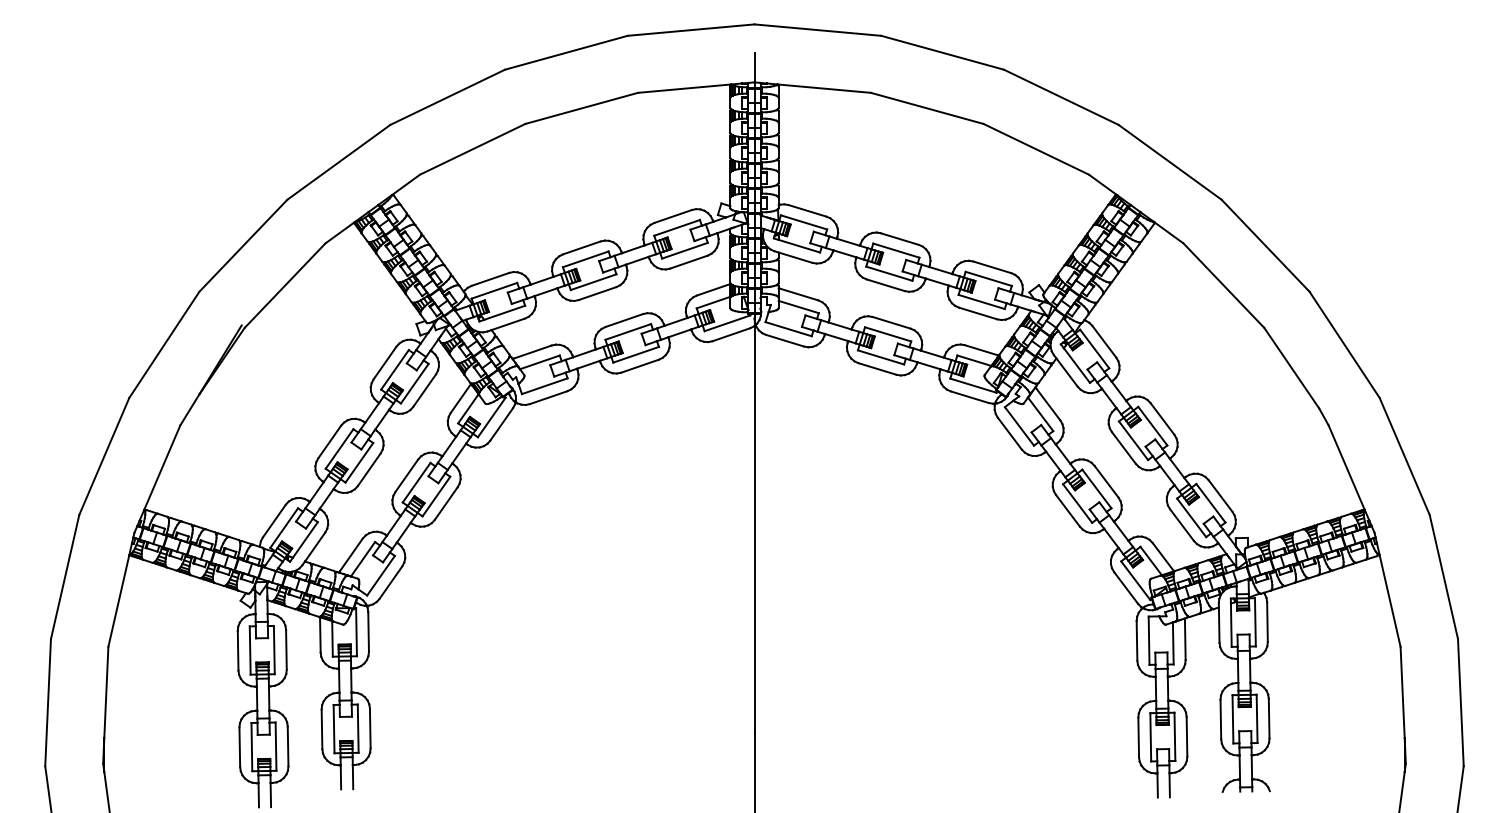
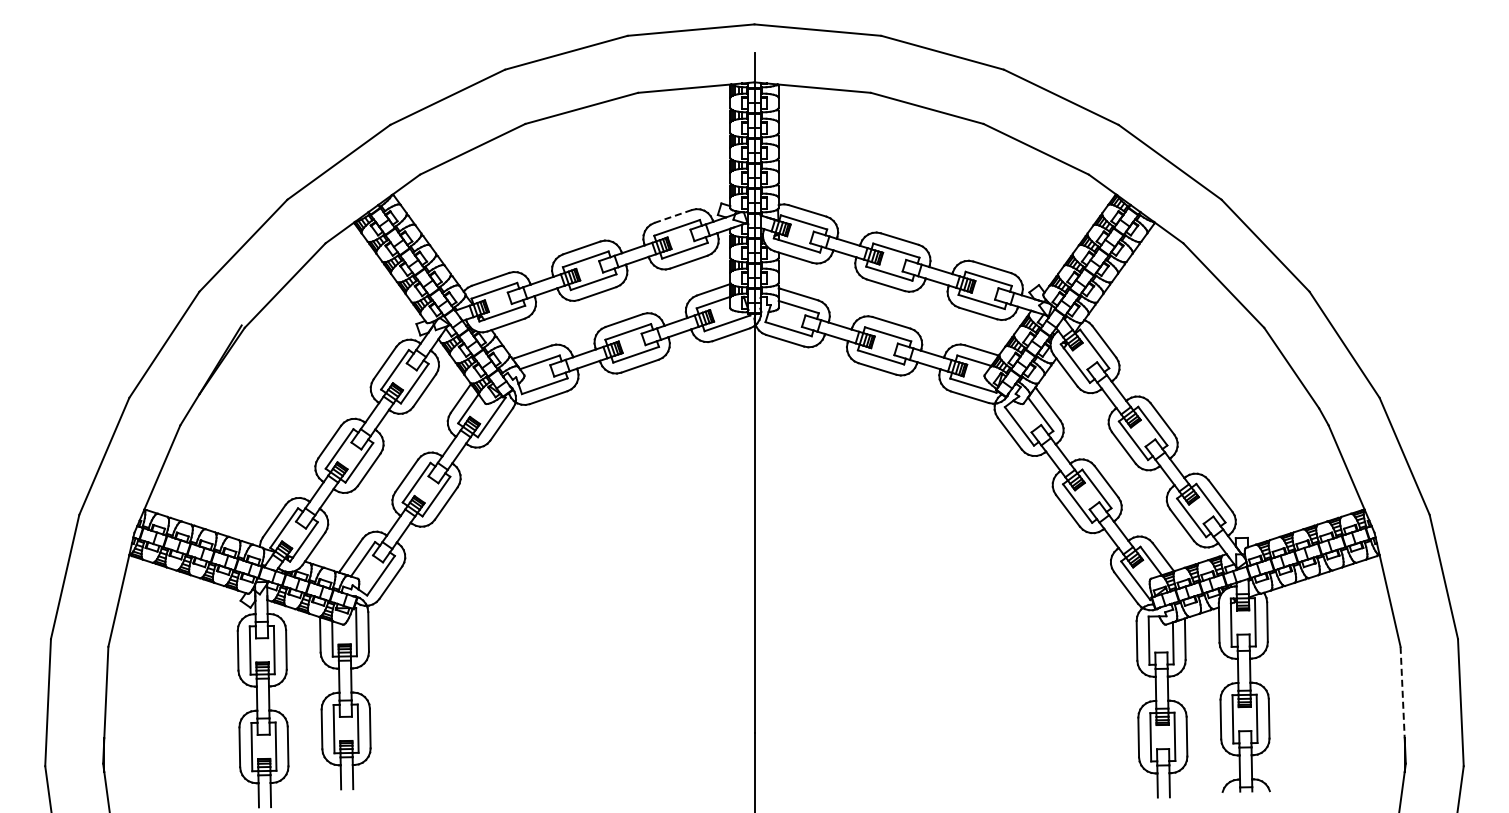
line: solid -> dashed (673, 216)
line: solid -> dashed (1402, 692)
